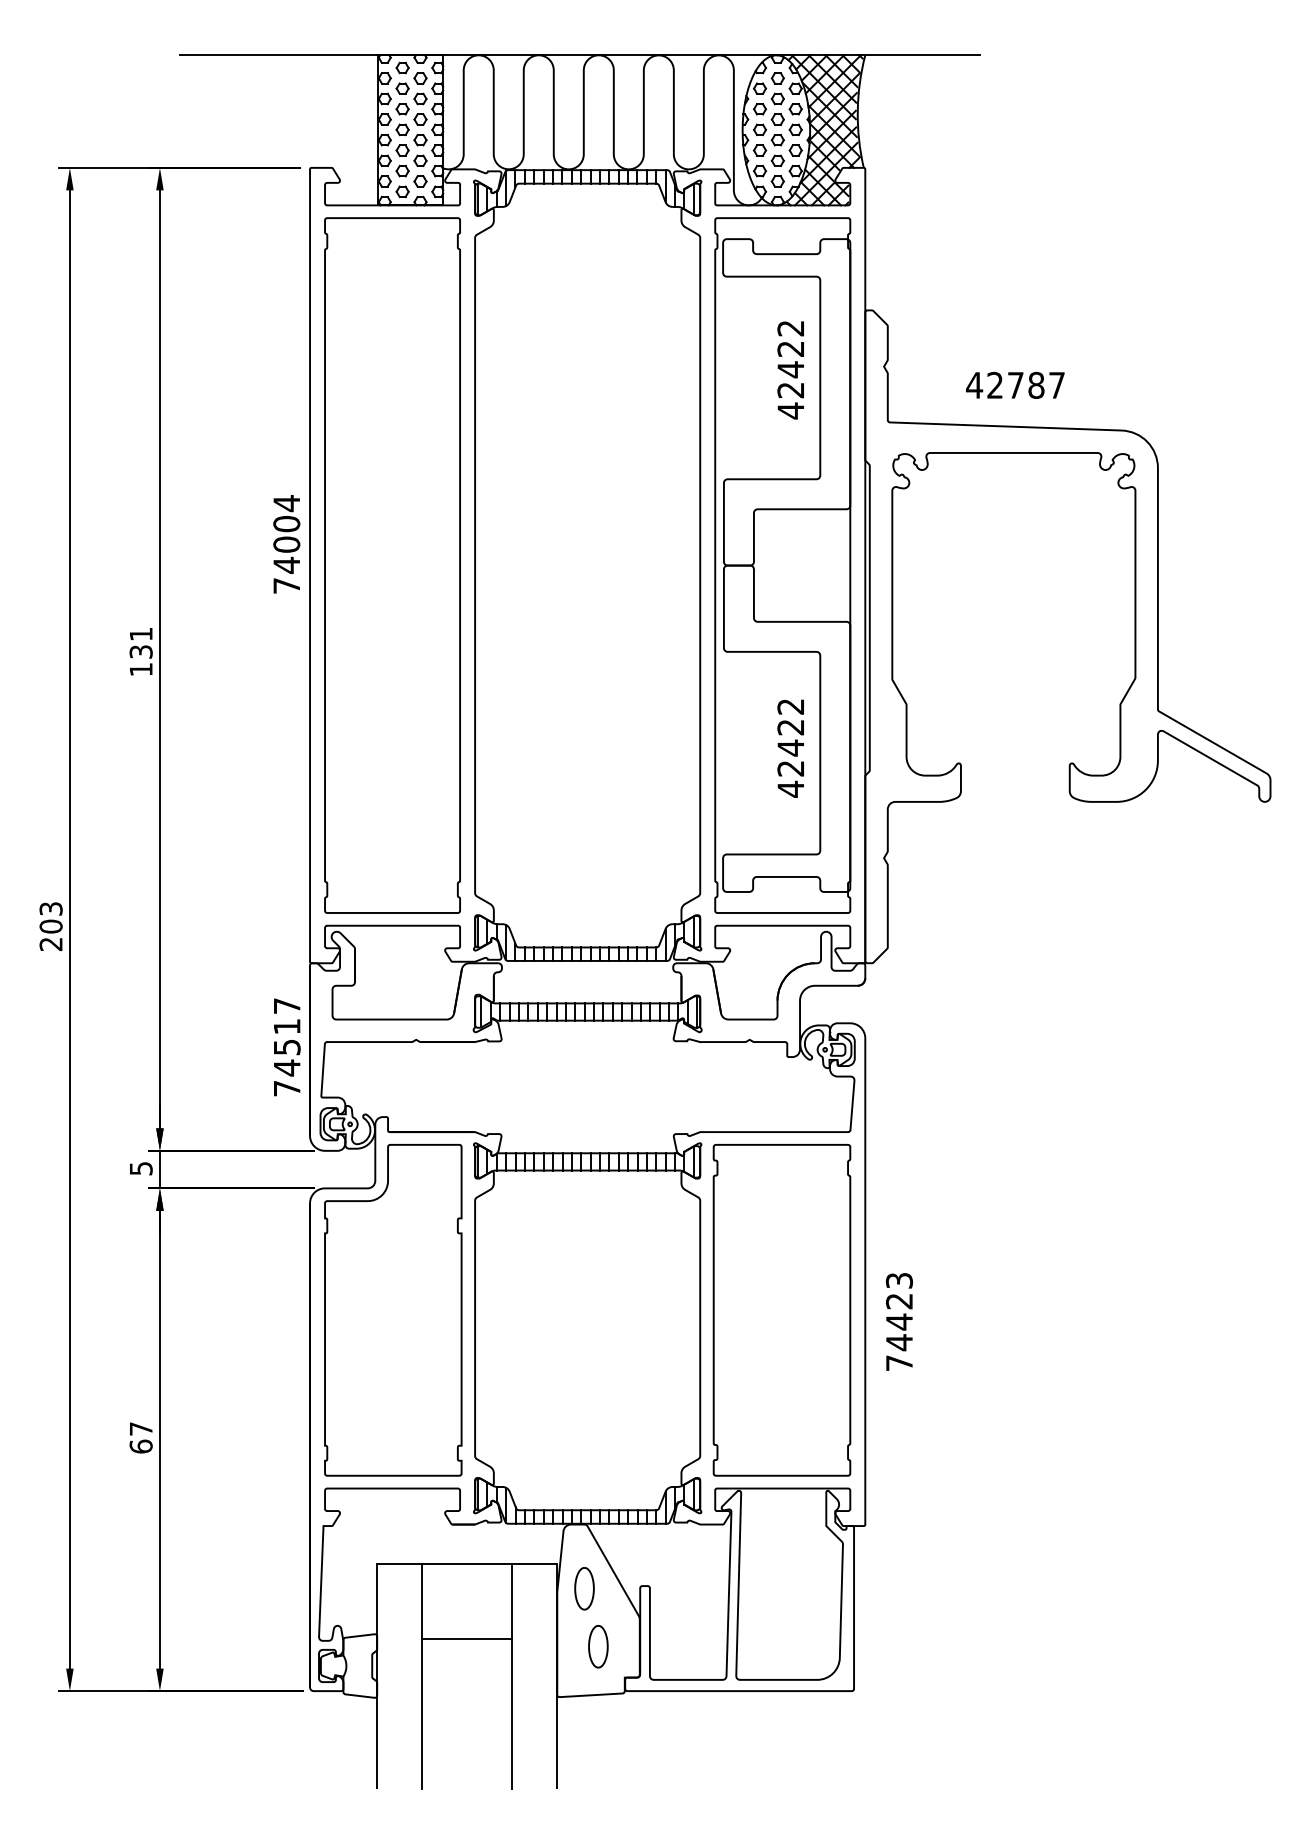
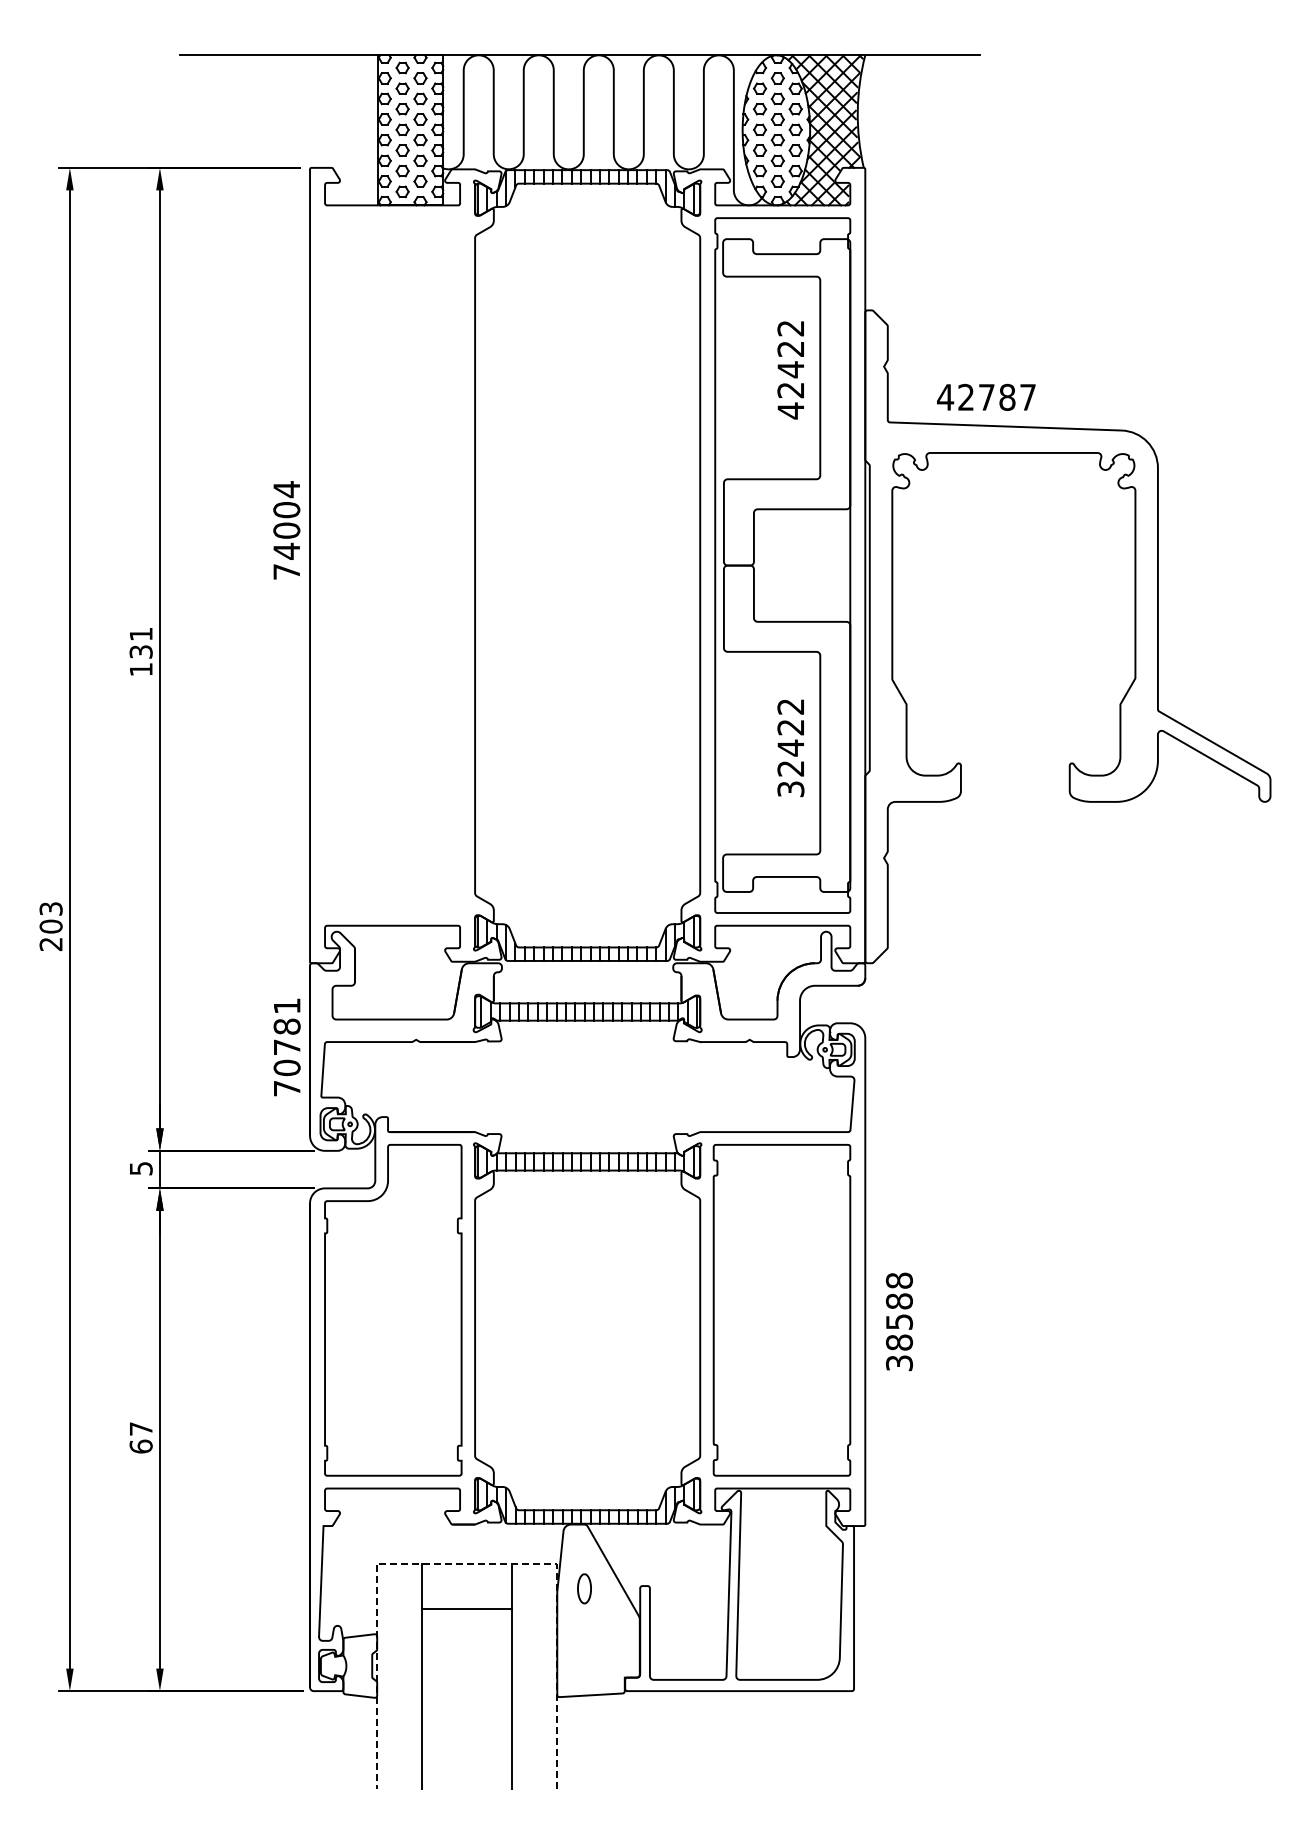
text position: (1015, 384) -> (986, 396) (986, 396)
text position: (286, 544) -> (286, 530) (286, 530)
part: present -> none (392, 565)
text: 42422 -> 32422 (790, 788)
text: 74517 -> 70781 (286, 1037)
text: 74423 -> 38588 (899, 1321)
line: solid -> dashed (466, 1563)
part size: 21x44 px -> 15x32 px (584, 1588)
line position: (467, 1638) -> (467, 1608) (467, 1608)
part: present -> none (598, 1646)
